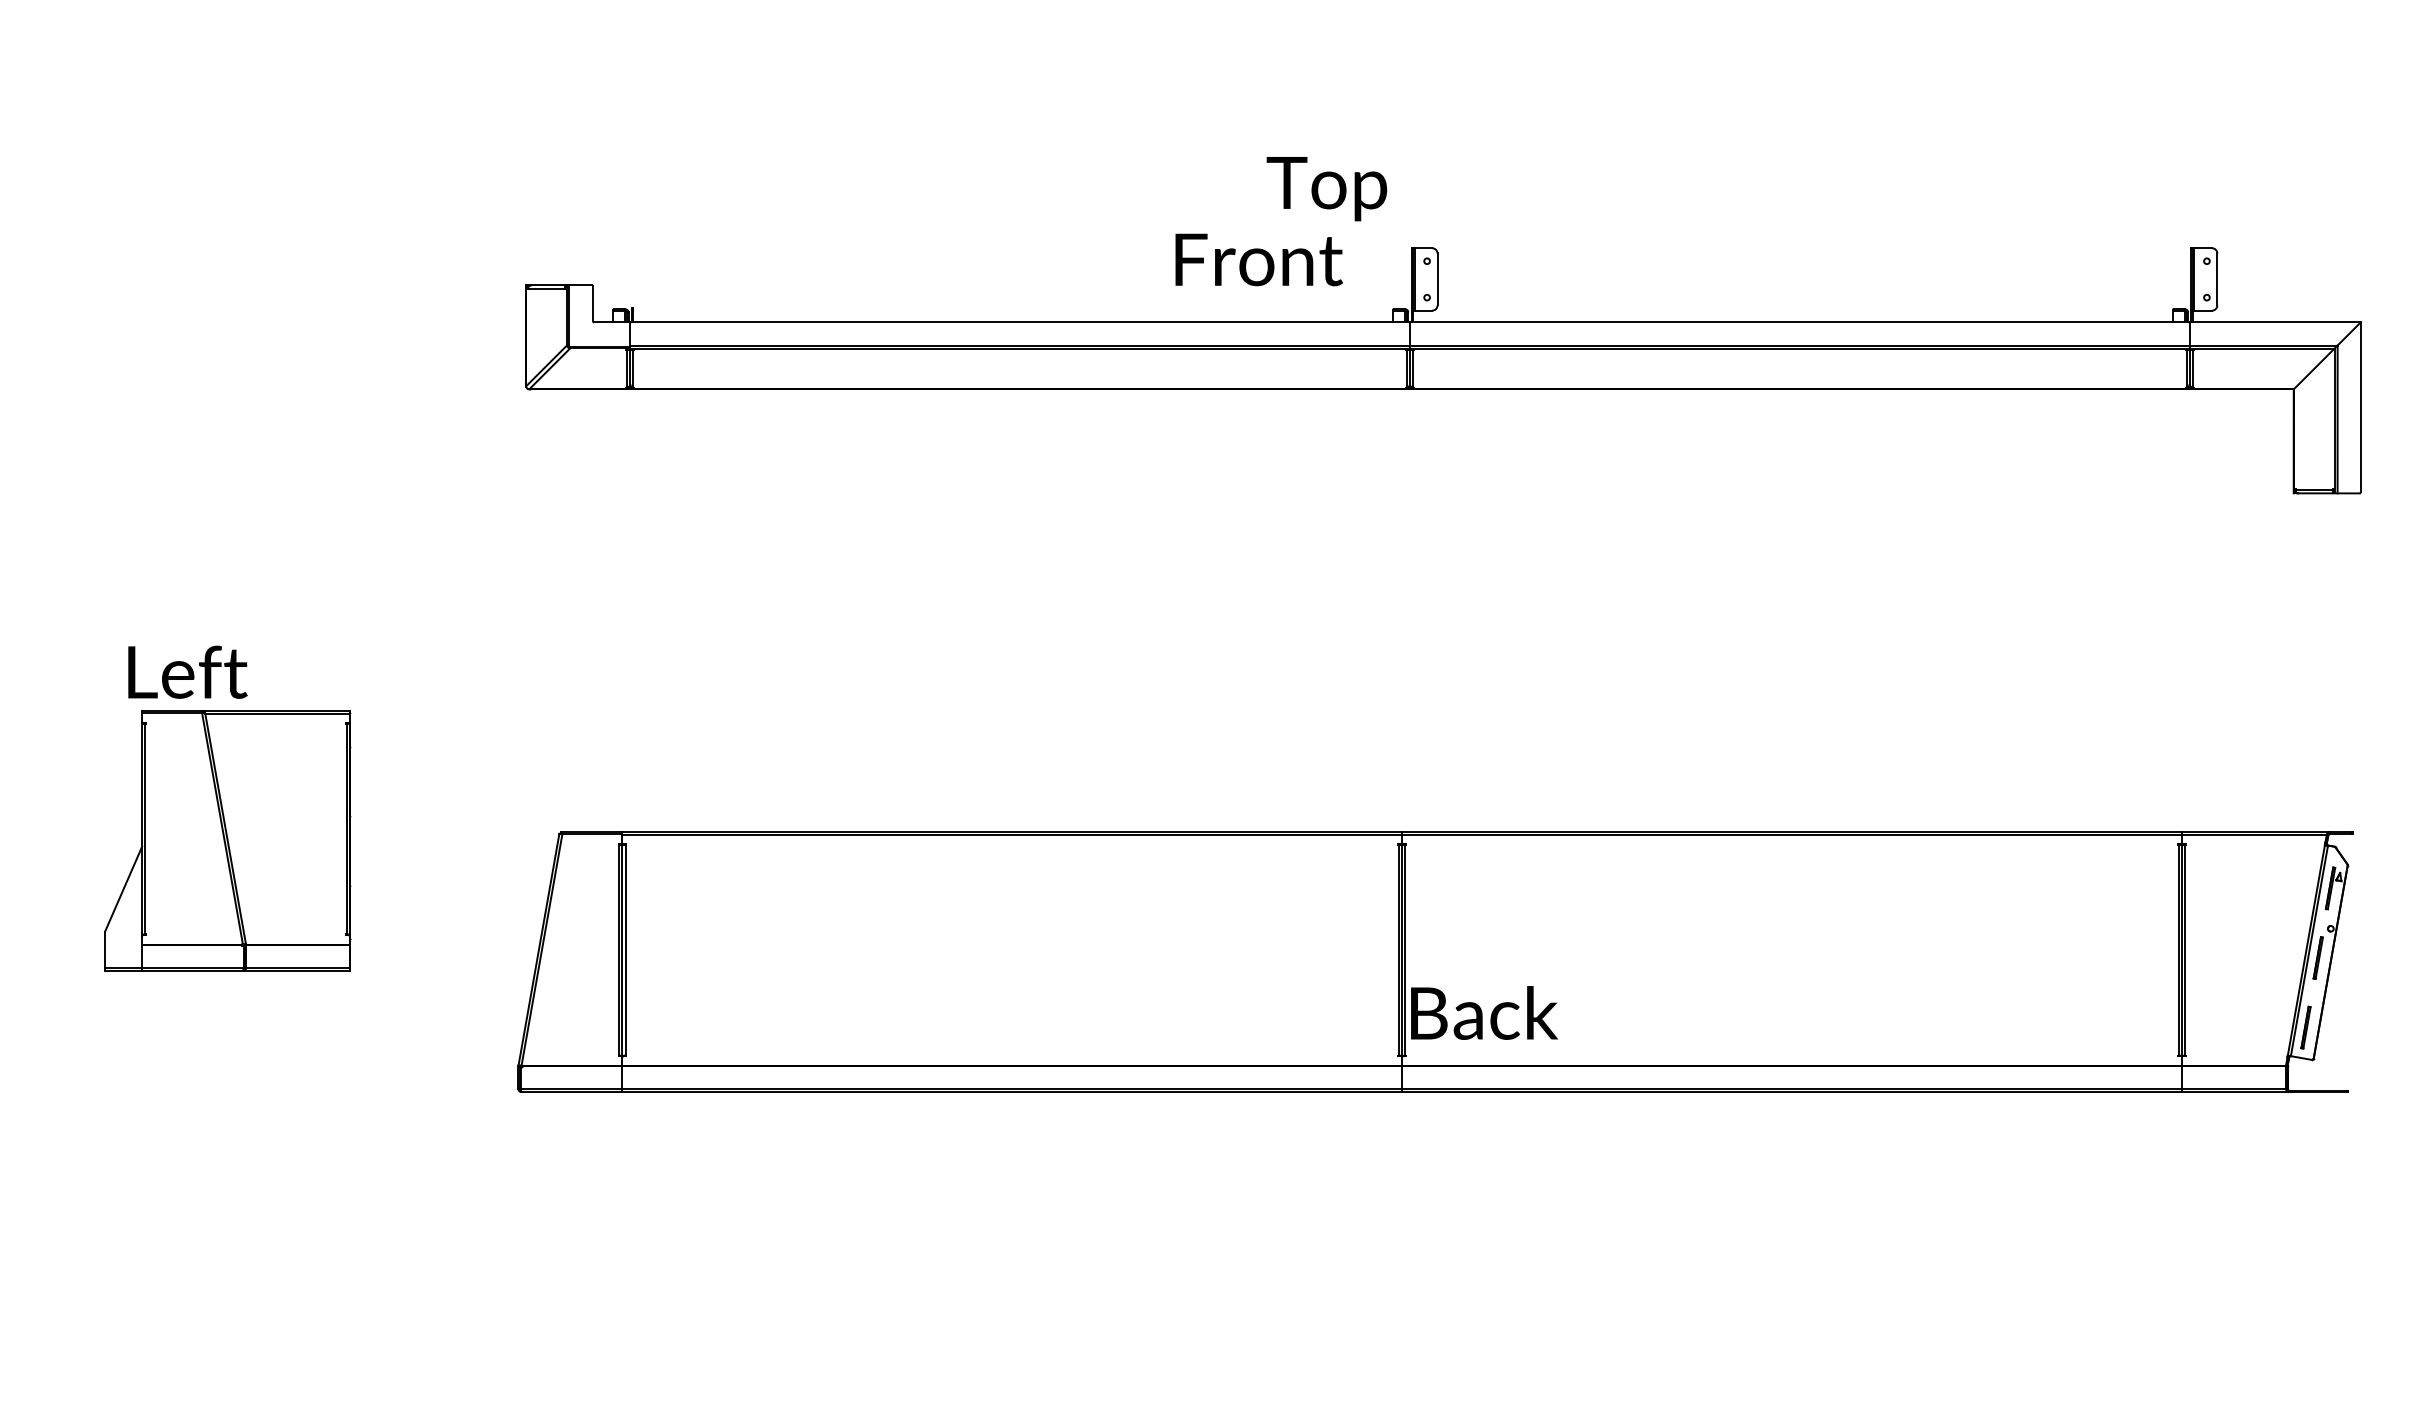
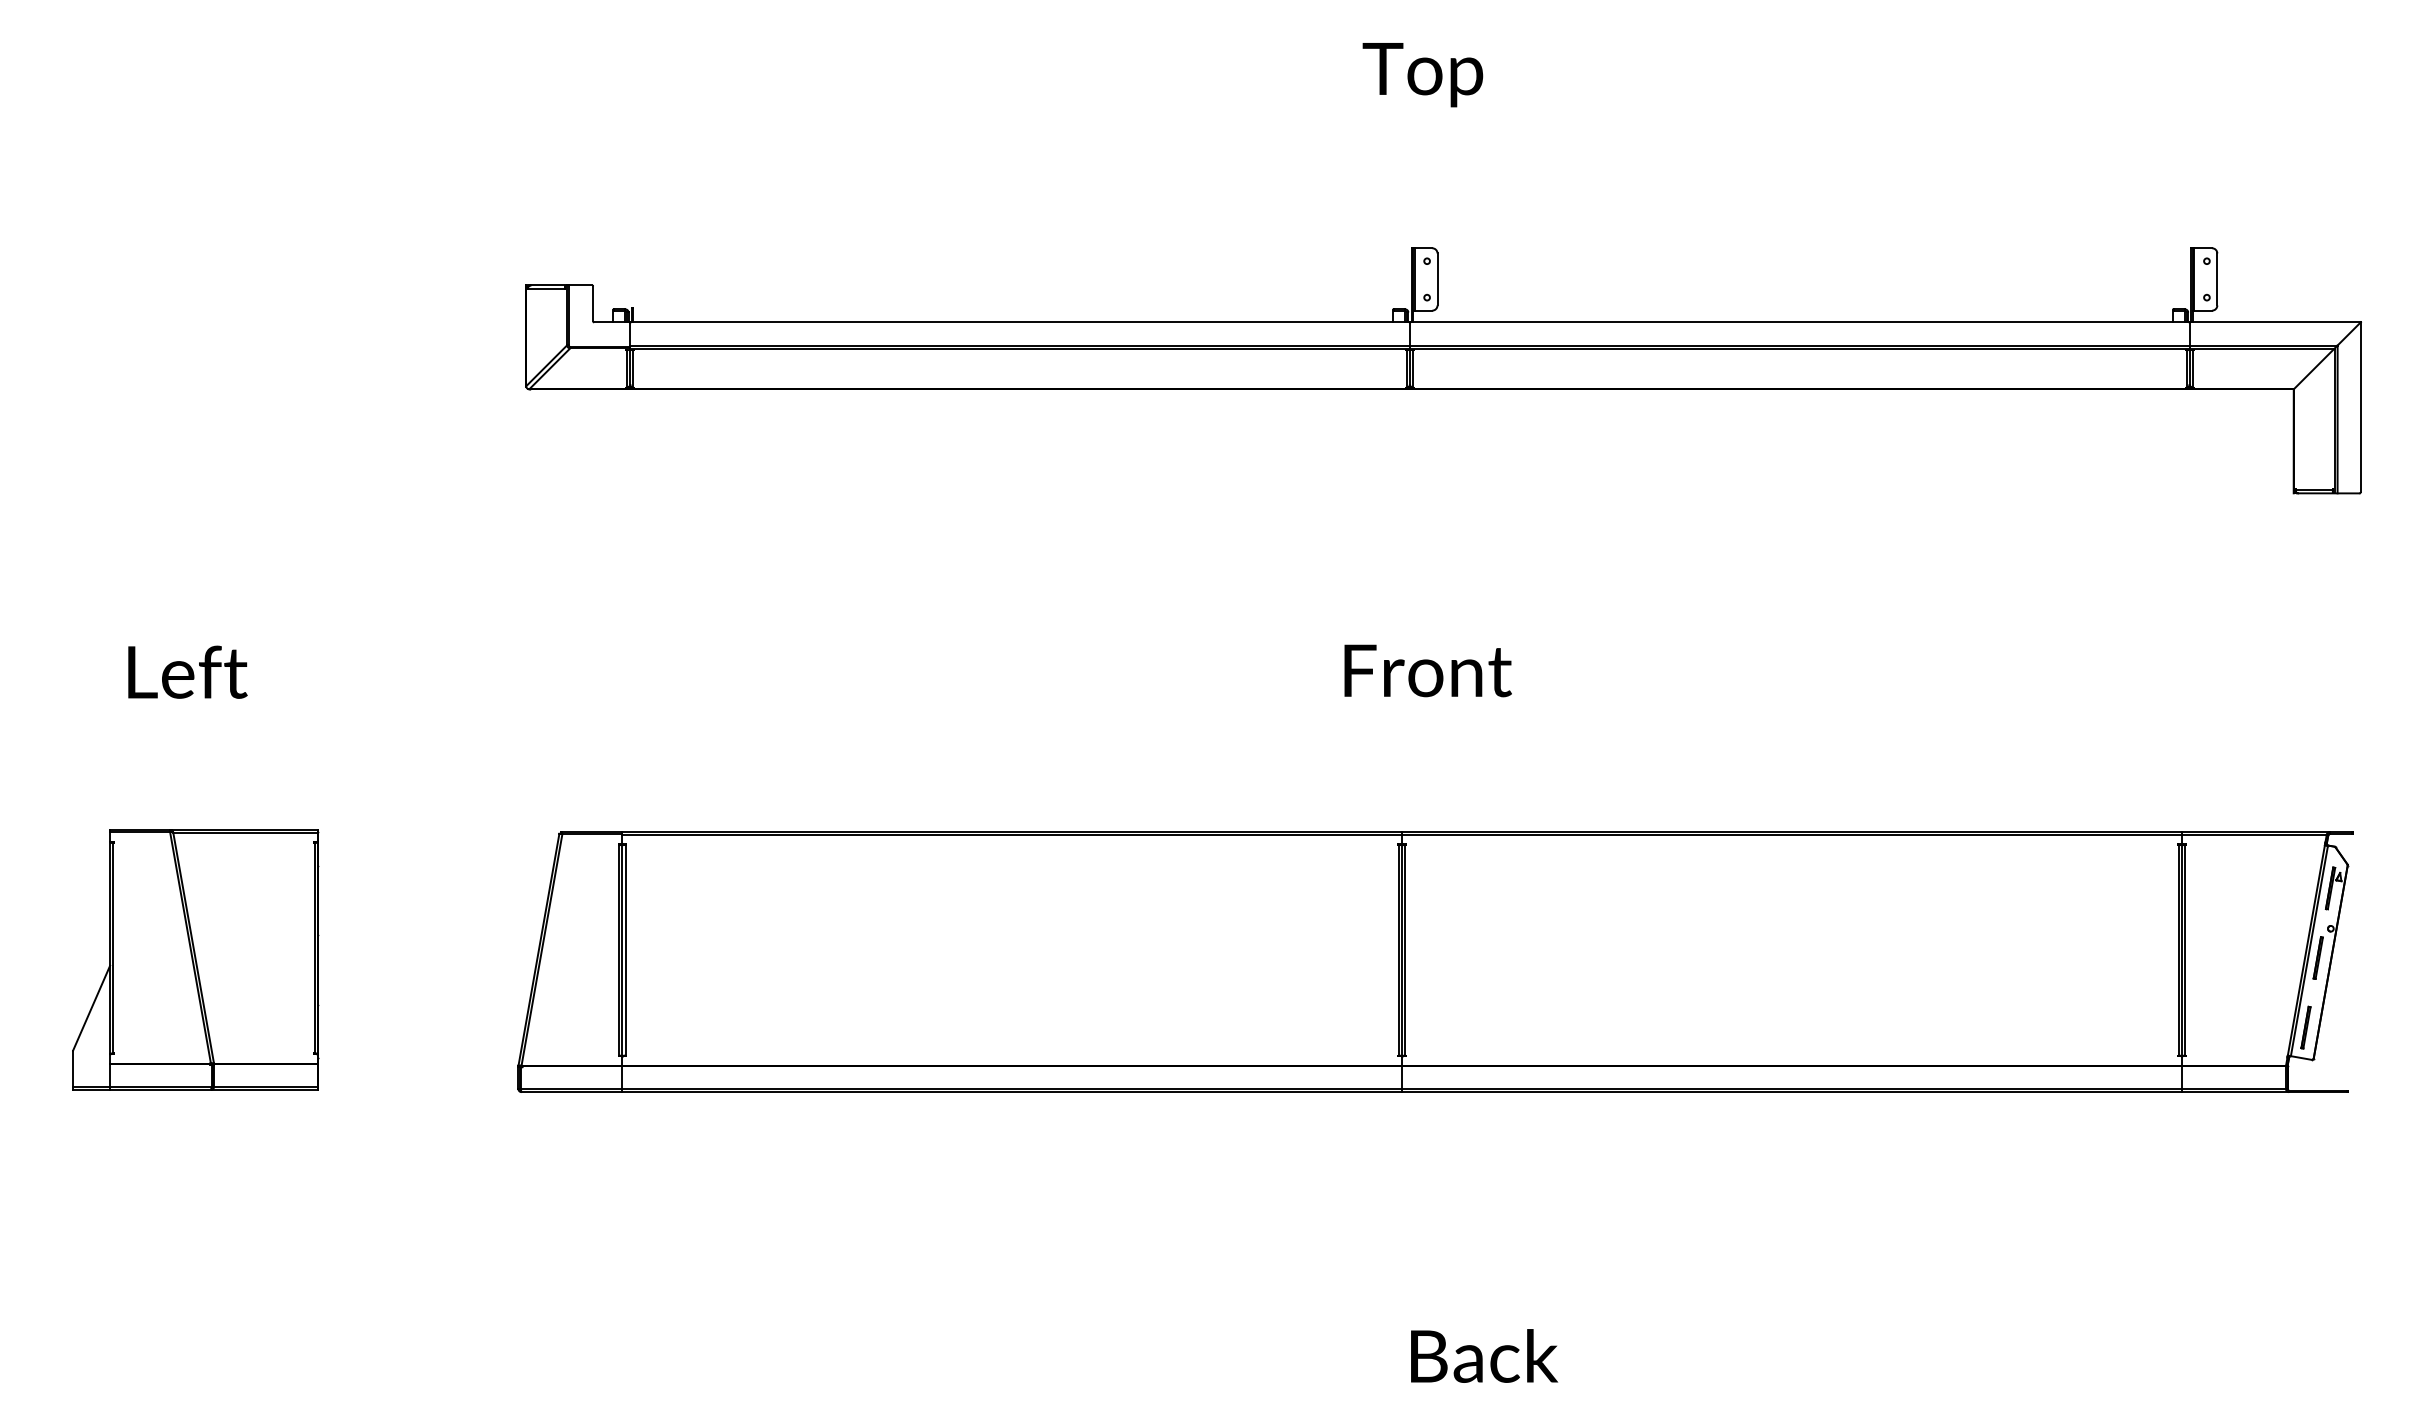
text position: (1326, 189) -> (1422, 75) (1422, 75)
text position: (1258, 259) -> (1427, 670) (1427, 670)
part position: (227, 840) -> (195, 959) (195, 959)
text position: (1484, 1012) -> (1484, 1355) (1484, 1355)
